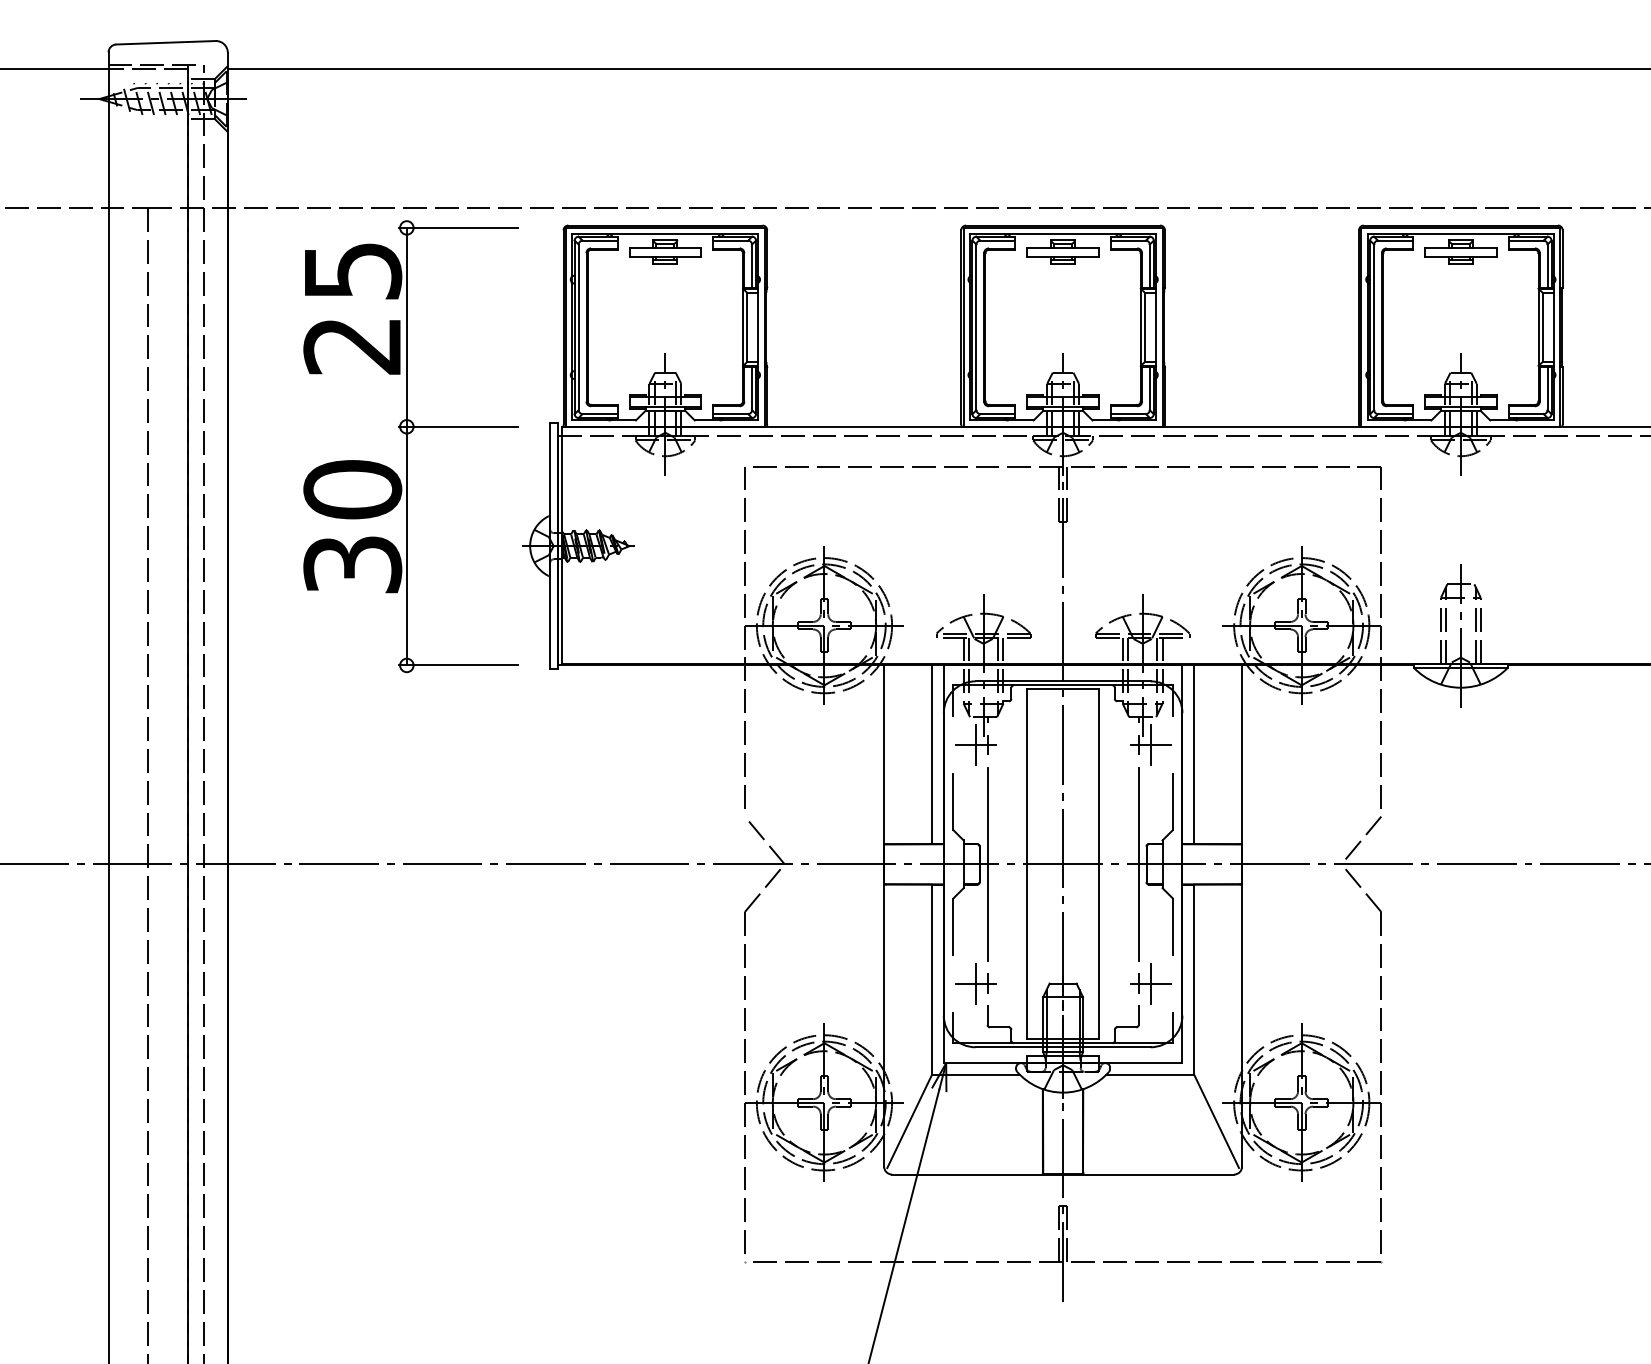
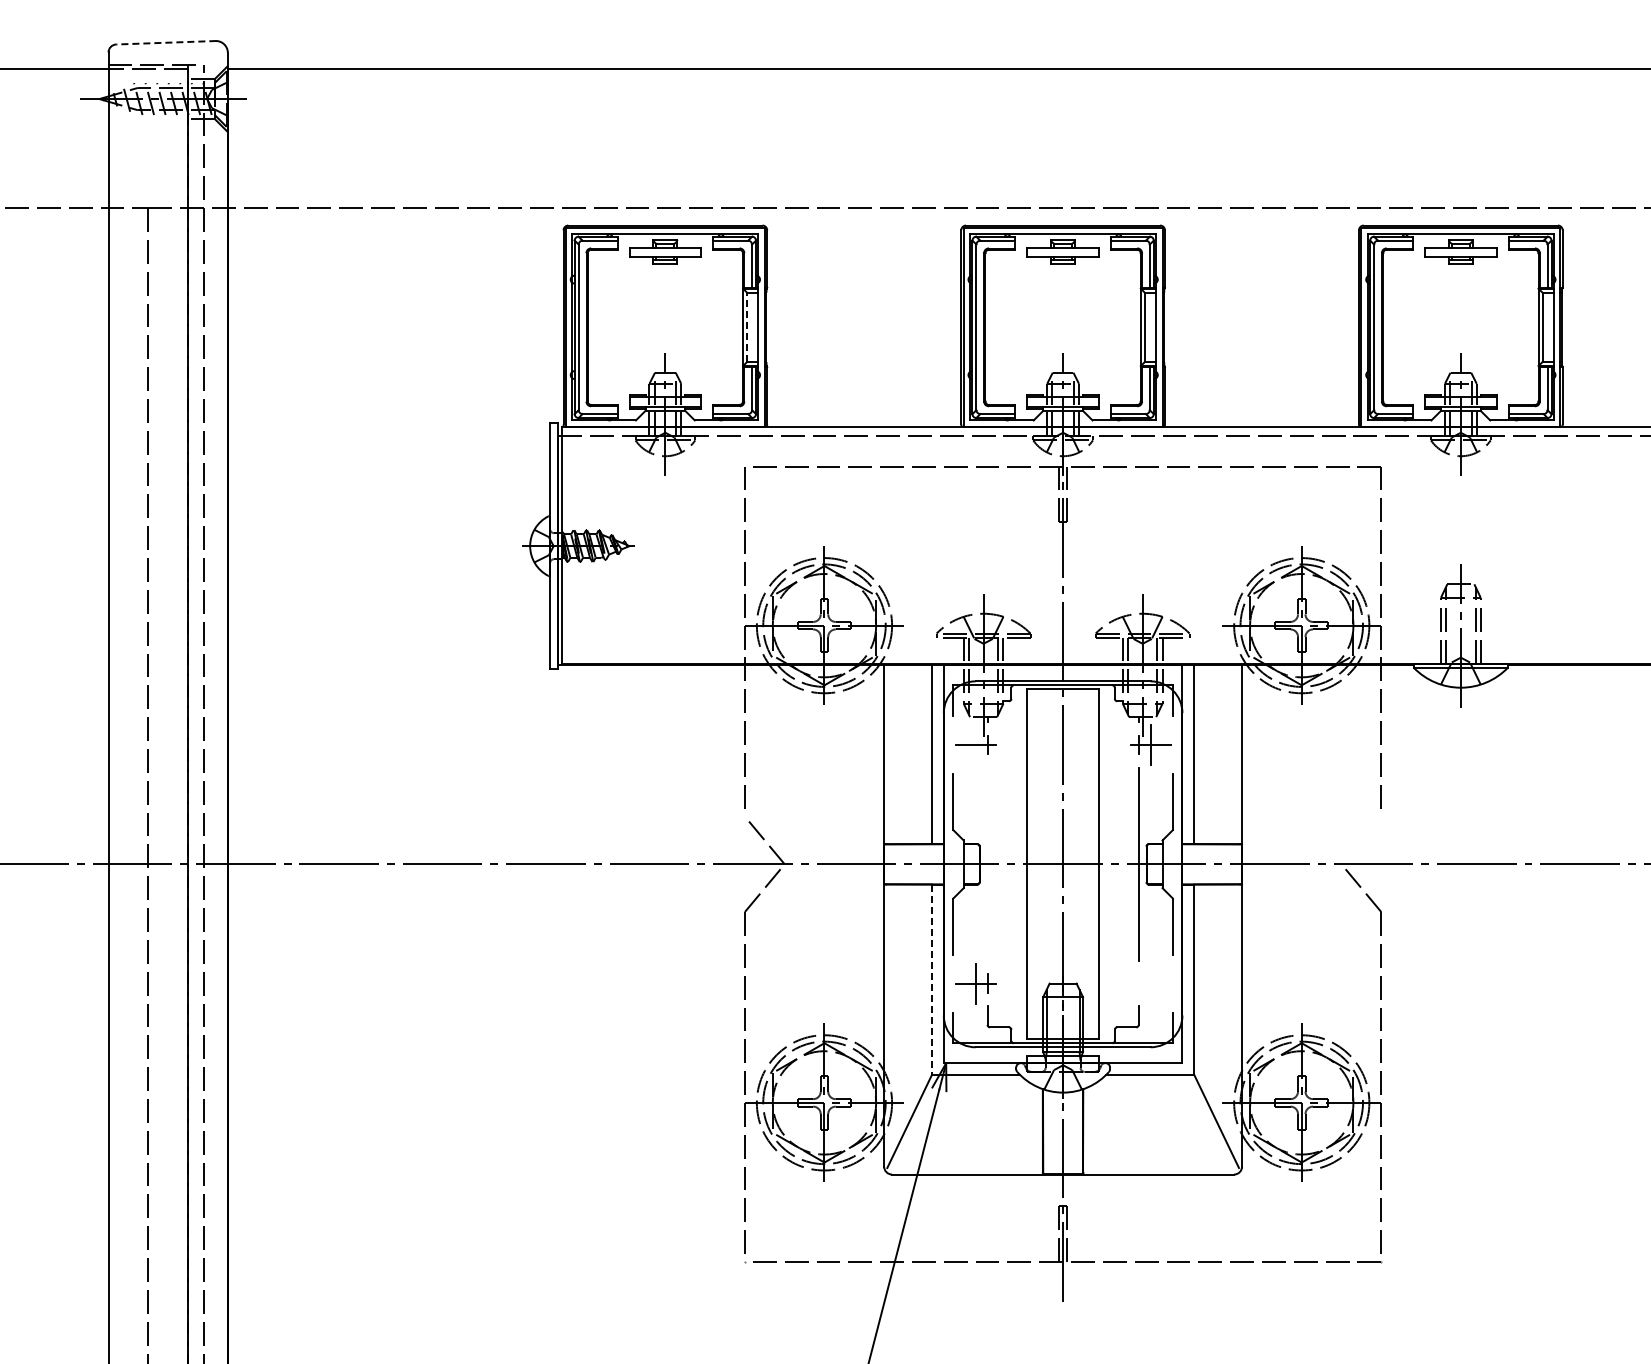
line: solid -> dashed (165, 42)
line: solid -> dashed (747, 327)
part: present -> none (410, 446)
line: present -> none (975, 744)
line: present -> none (1361, 840)
line: present -> none (987, 864)
line: solid -> dashed (931, 980)
part: present -> none (1150, 983)
